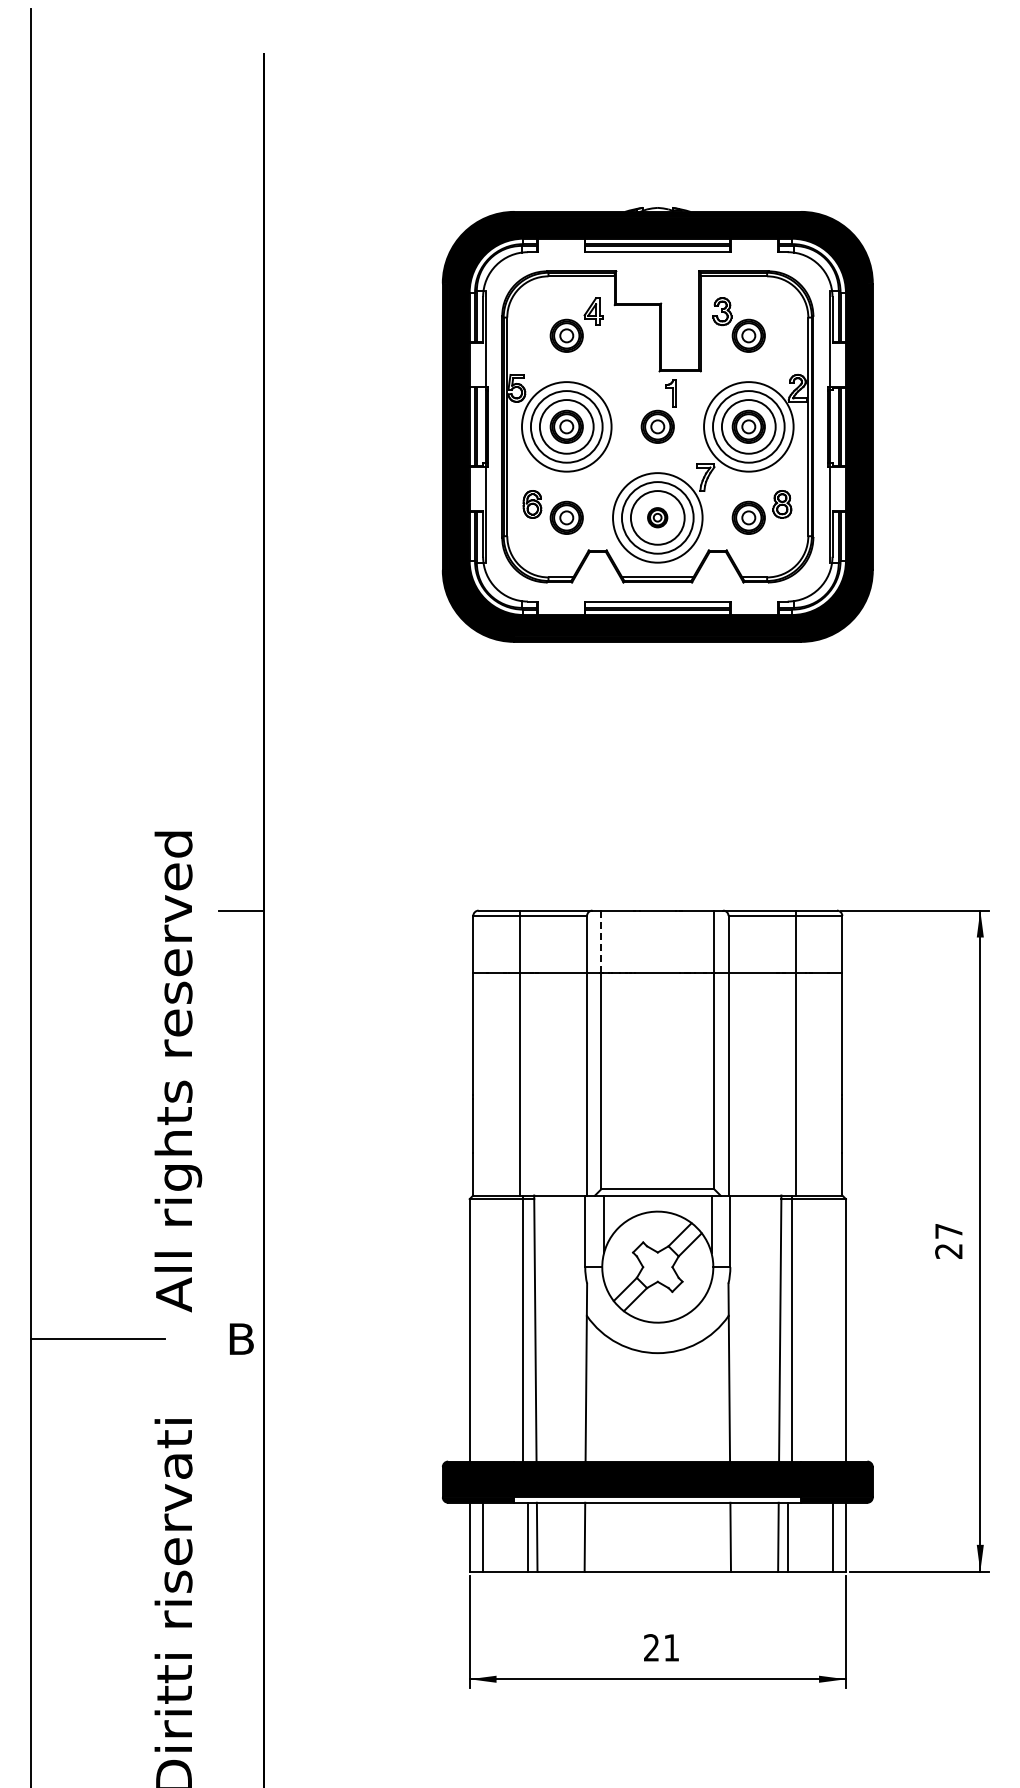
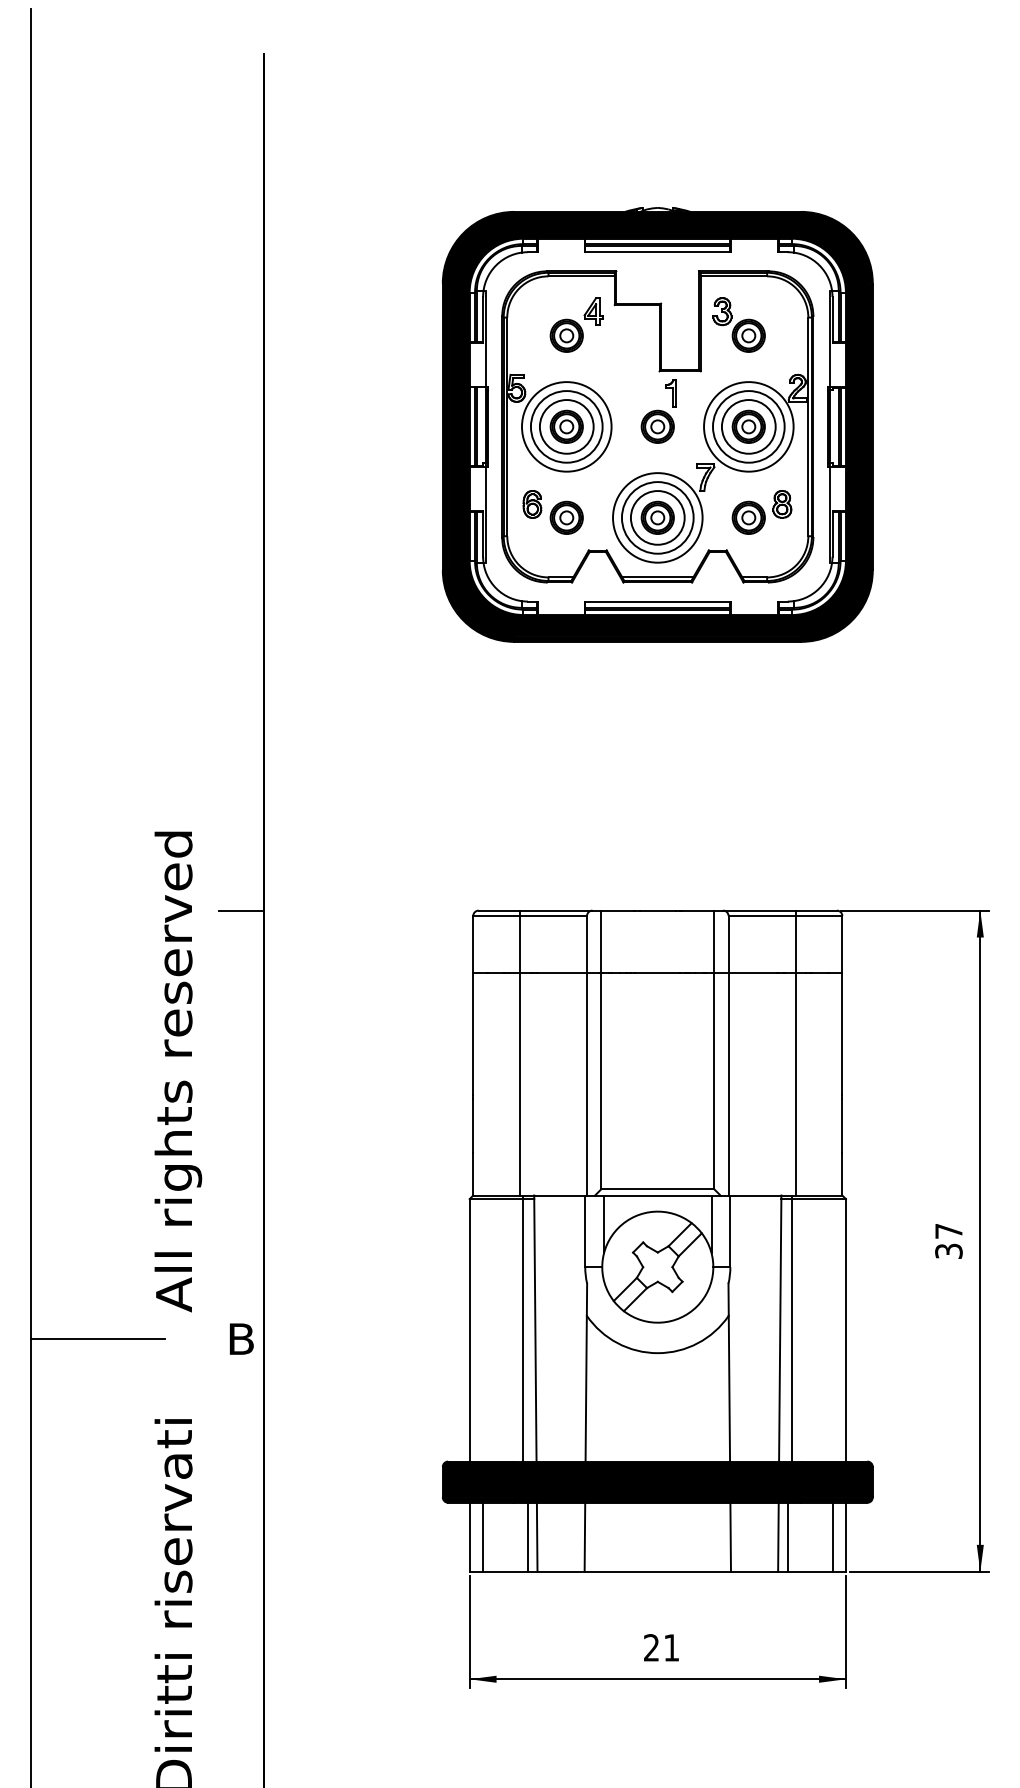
part size: 22x22 px -> 35x35 px (657, 517)
line: dashed -> solid (601, 941)
text: 27 -> 37 (948, 1250)
fill: none -> present (657, 1499)
